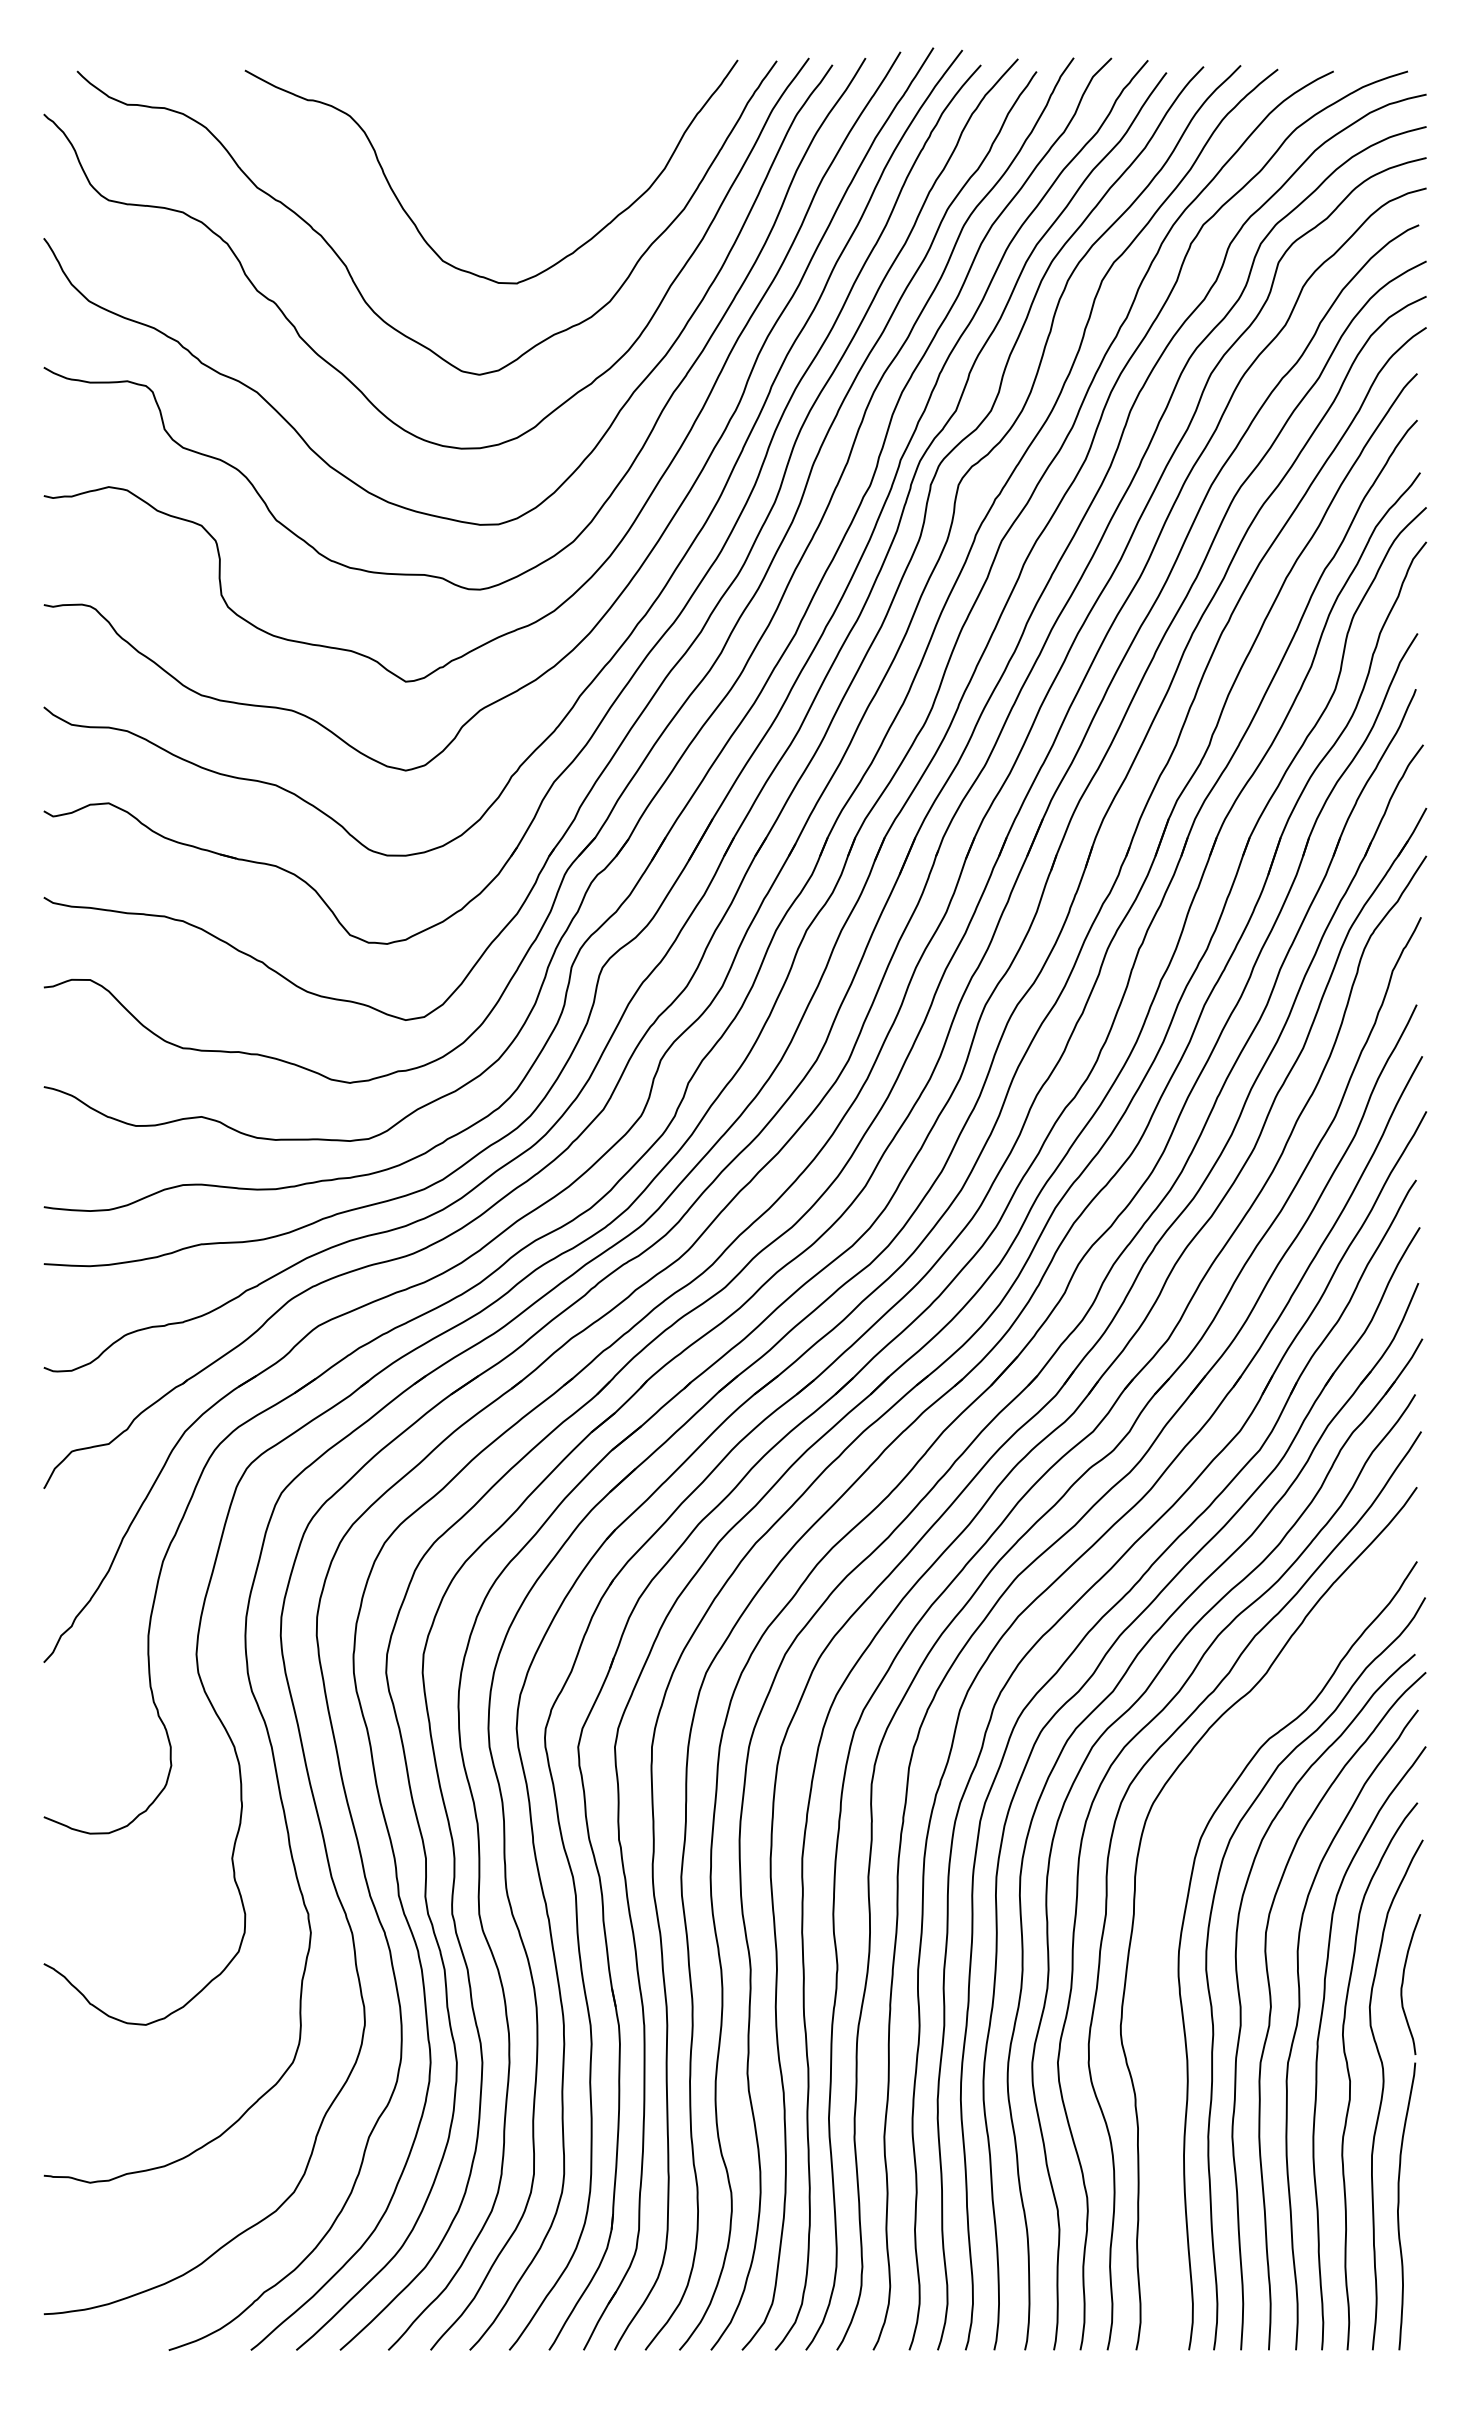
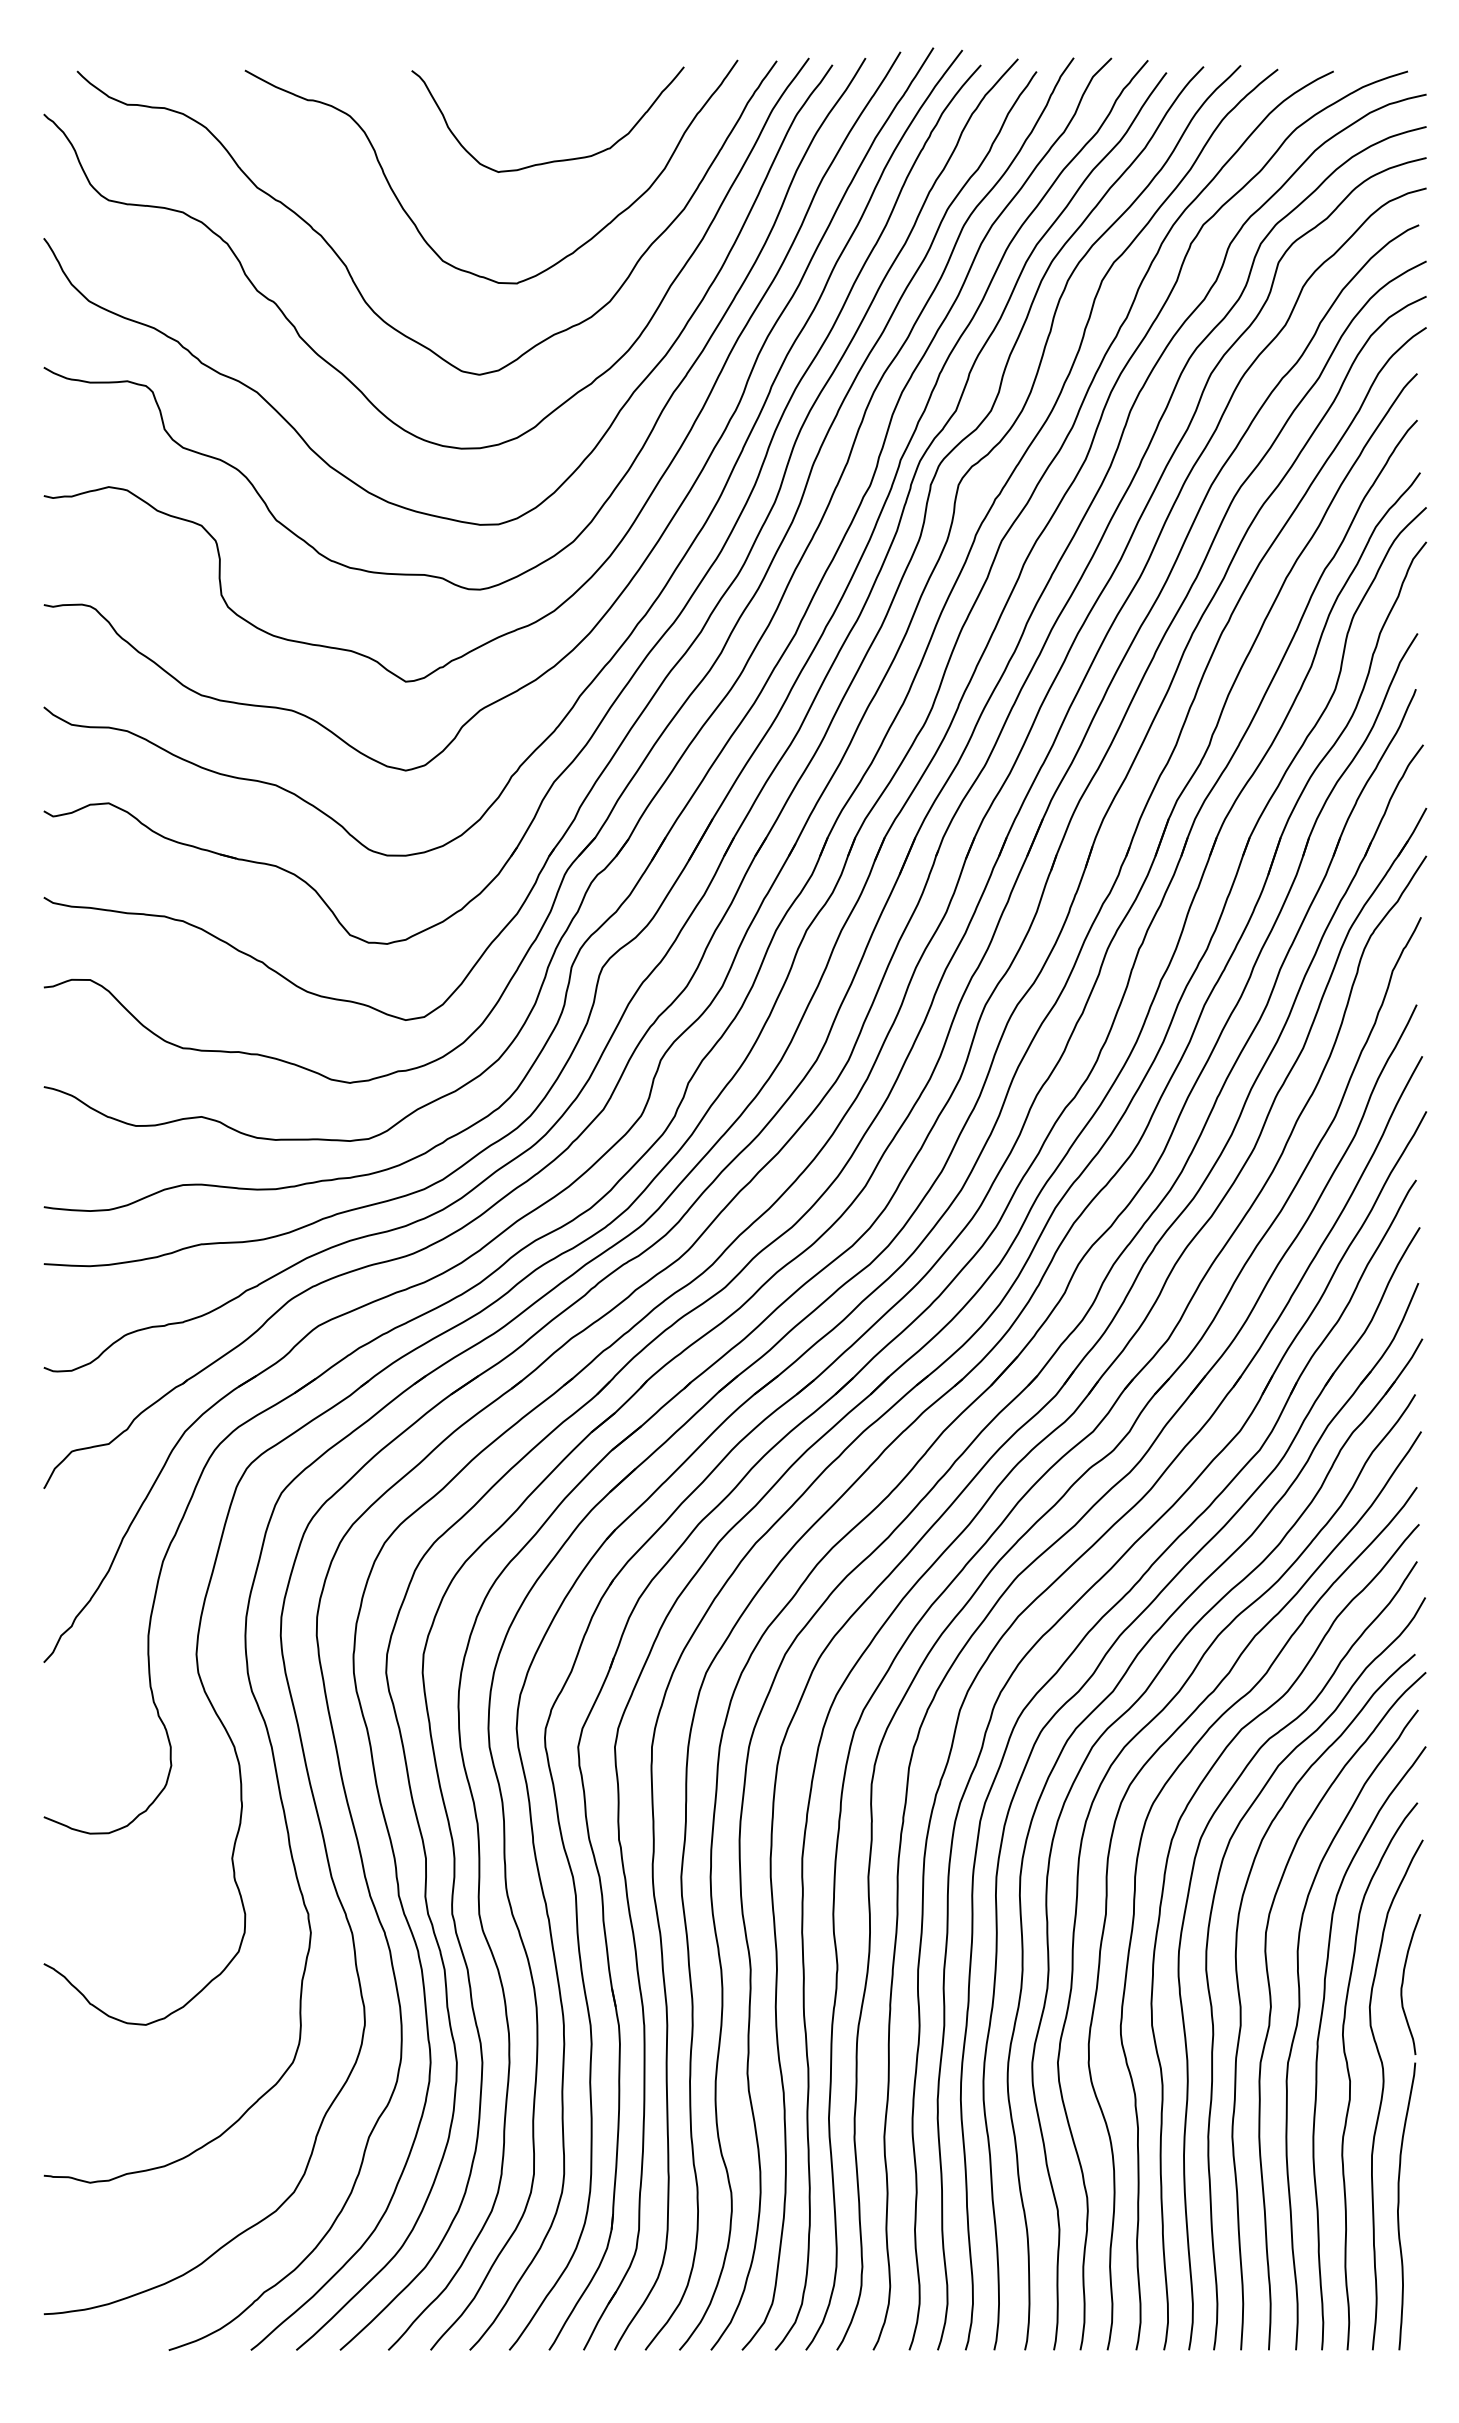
curve: none -> present (552, 160)
curve: none -> present (1160, 1917)
